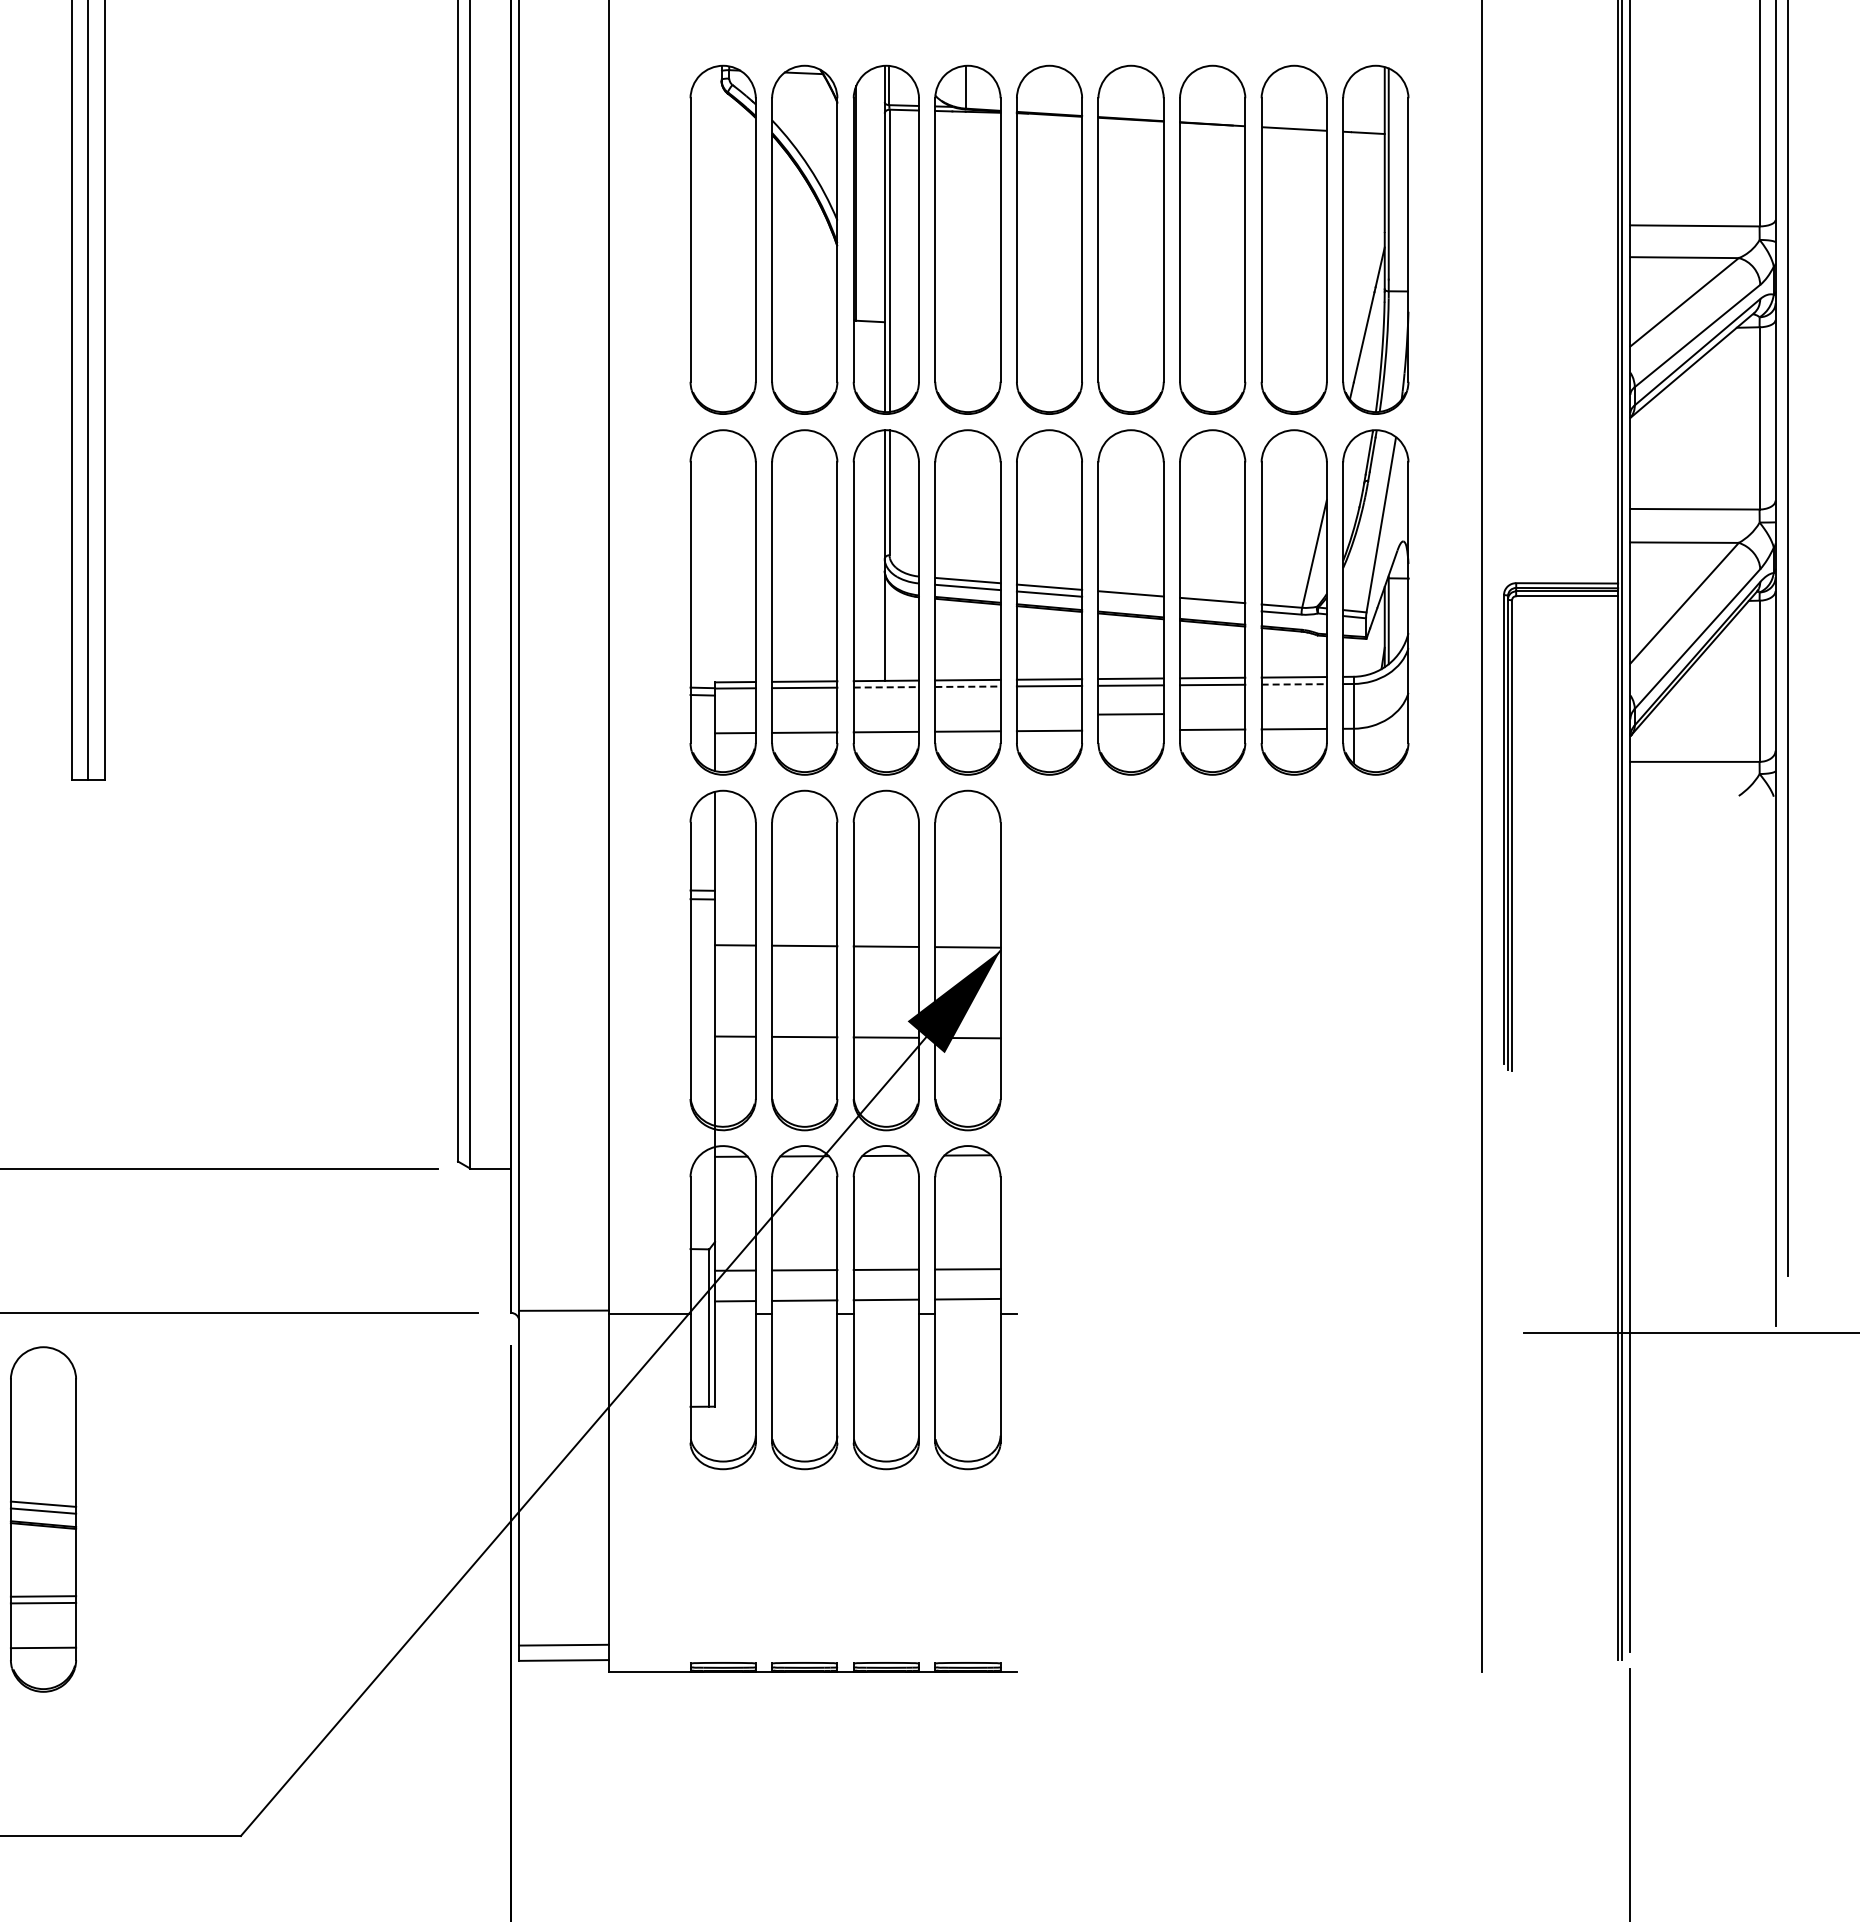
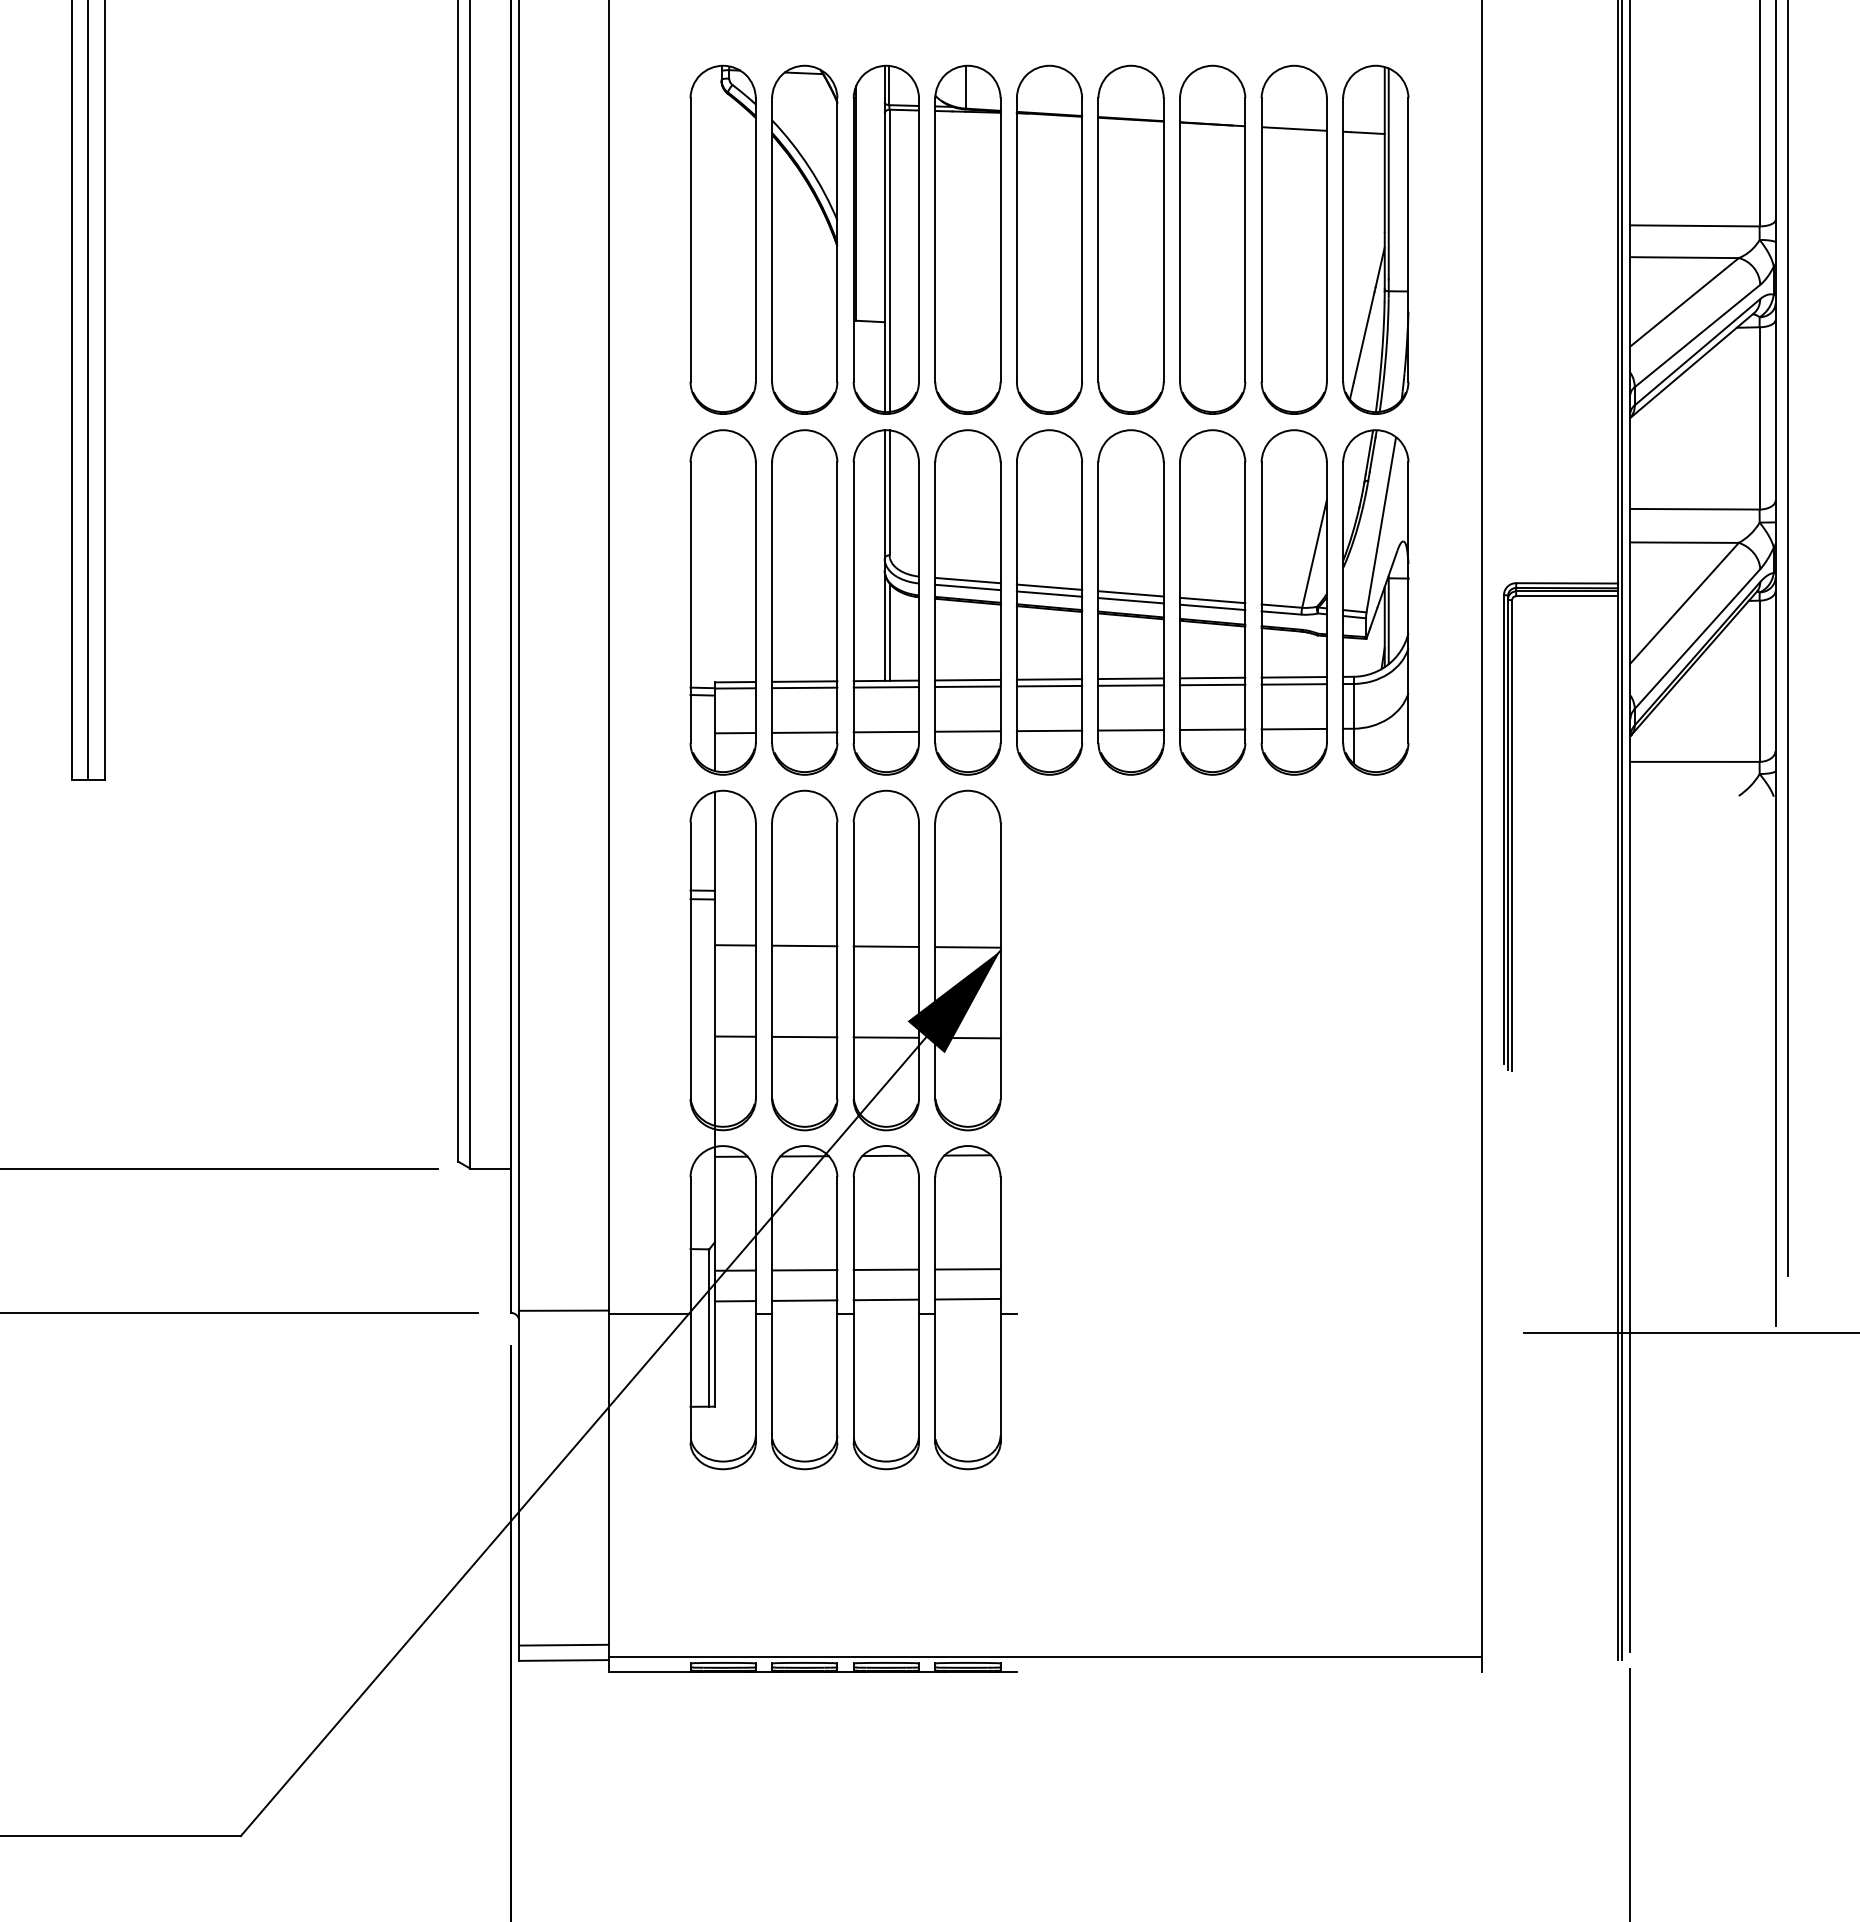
line: none -> present (1130, 600)
line: none -> present (1212, 607)
line: none -> present (889, 631)
line: dashed -> solid (1294, 684)
line: dashed -> solid (967, 686)
line: dashed -> solid (886, 687)
line position: (1130, 714) -> (1130, 730) (1130, 730)
part: present -> none (43, 1519)
line: none -> present (1044, 1656)
